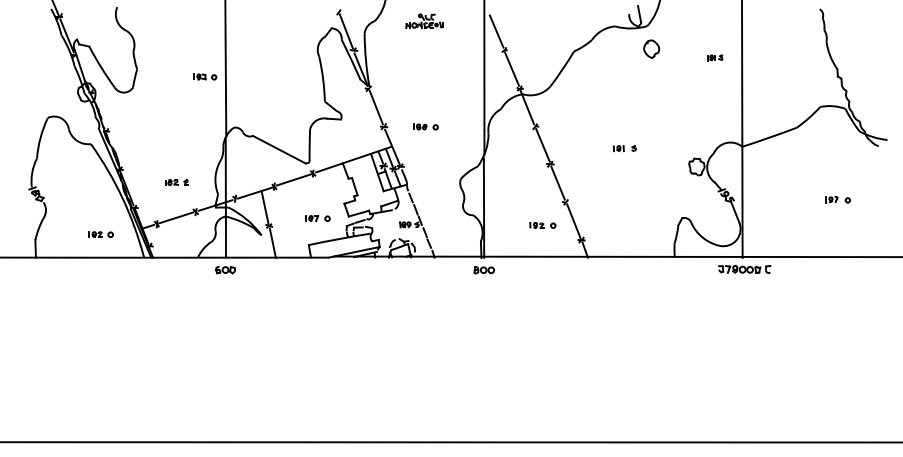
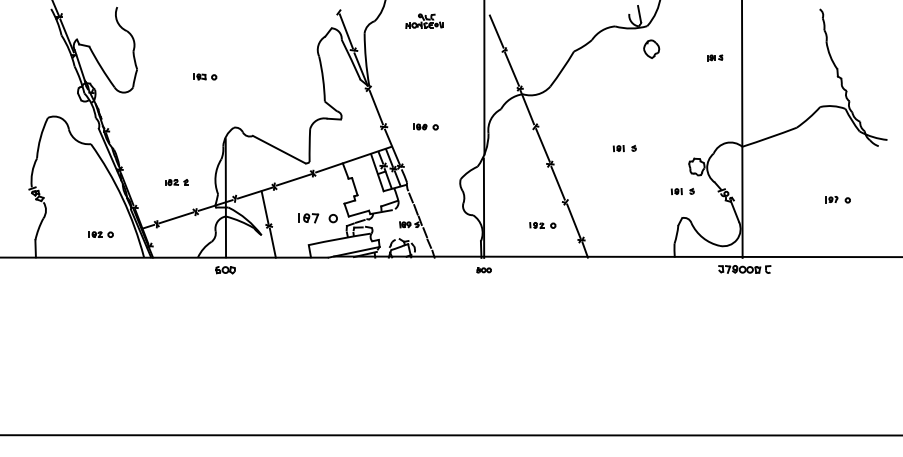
line: present -> none (225, 69)
part: none -> present (682, 191)
part size: 26x8 px -> 40x11 px (317, 218)
part size: 22x9 px -> 16x7 px (483, 270)
line position: (450, 442) -> (450, 435) (450, 435)
